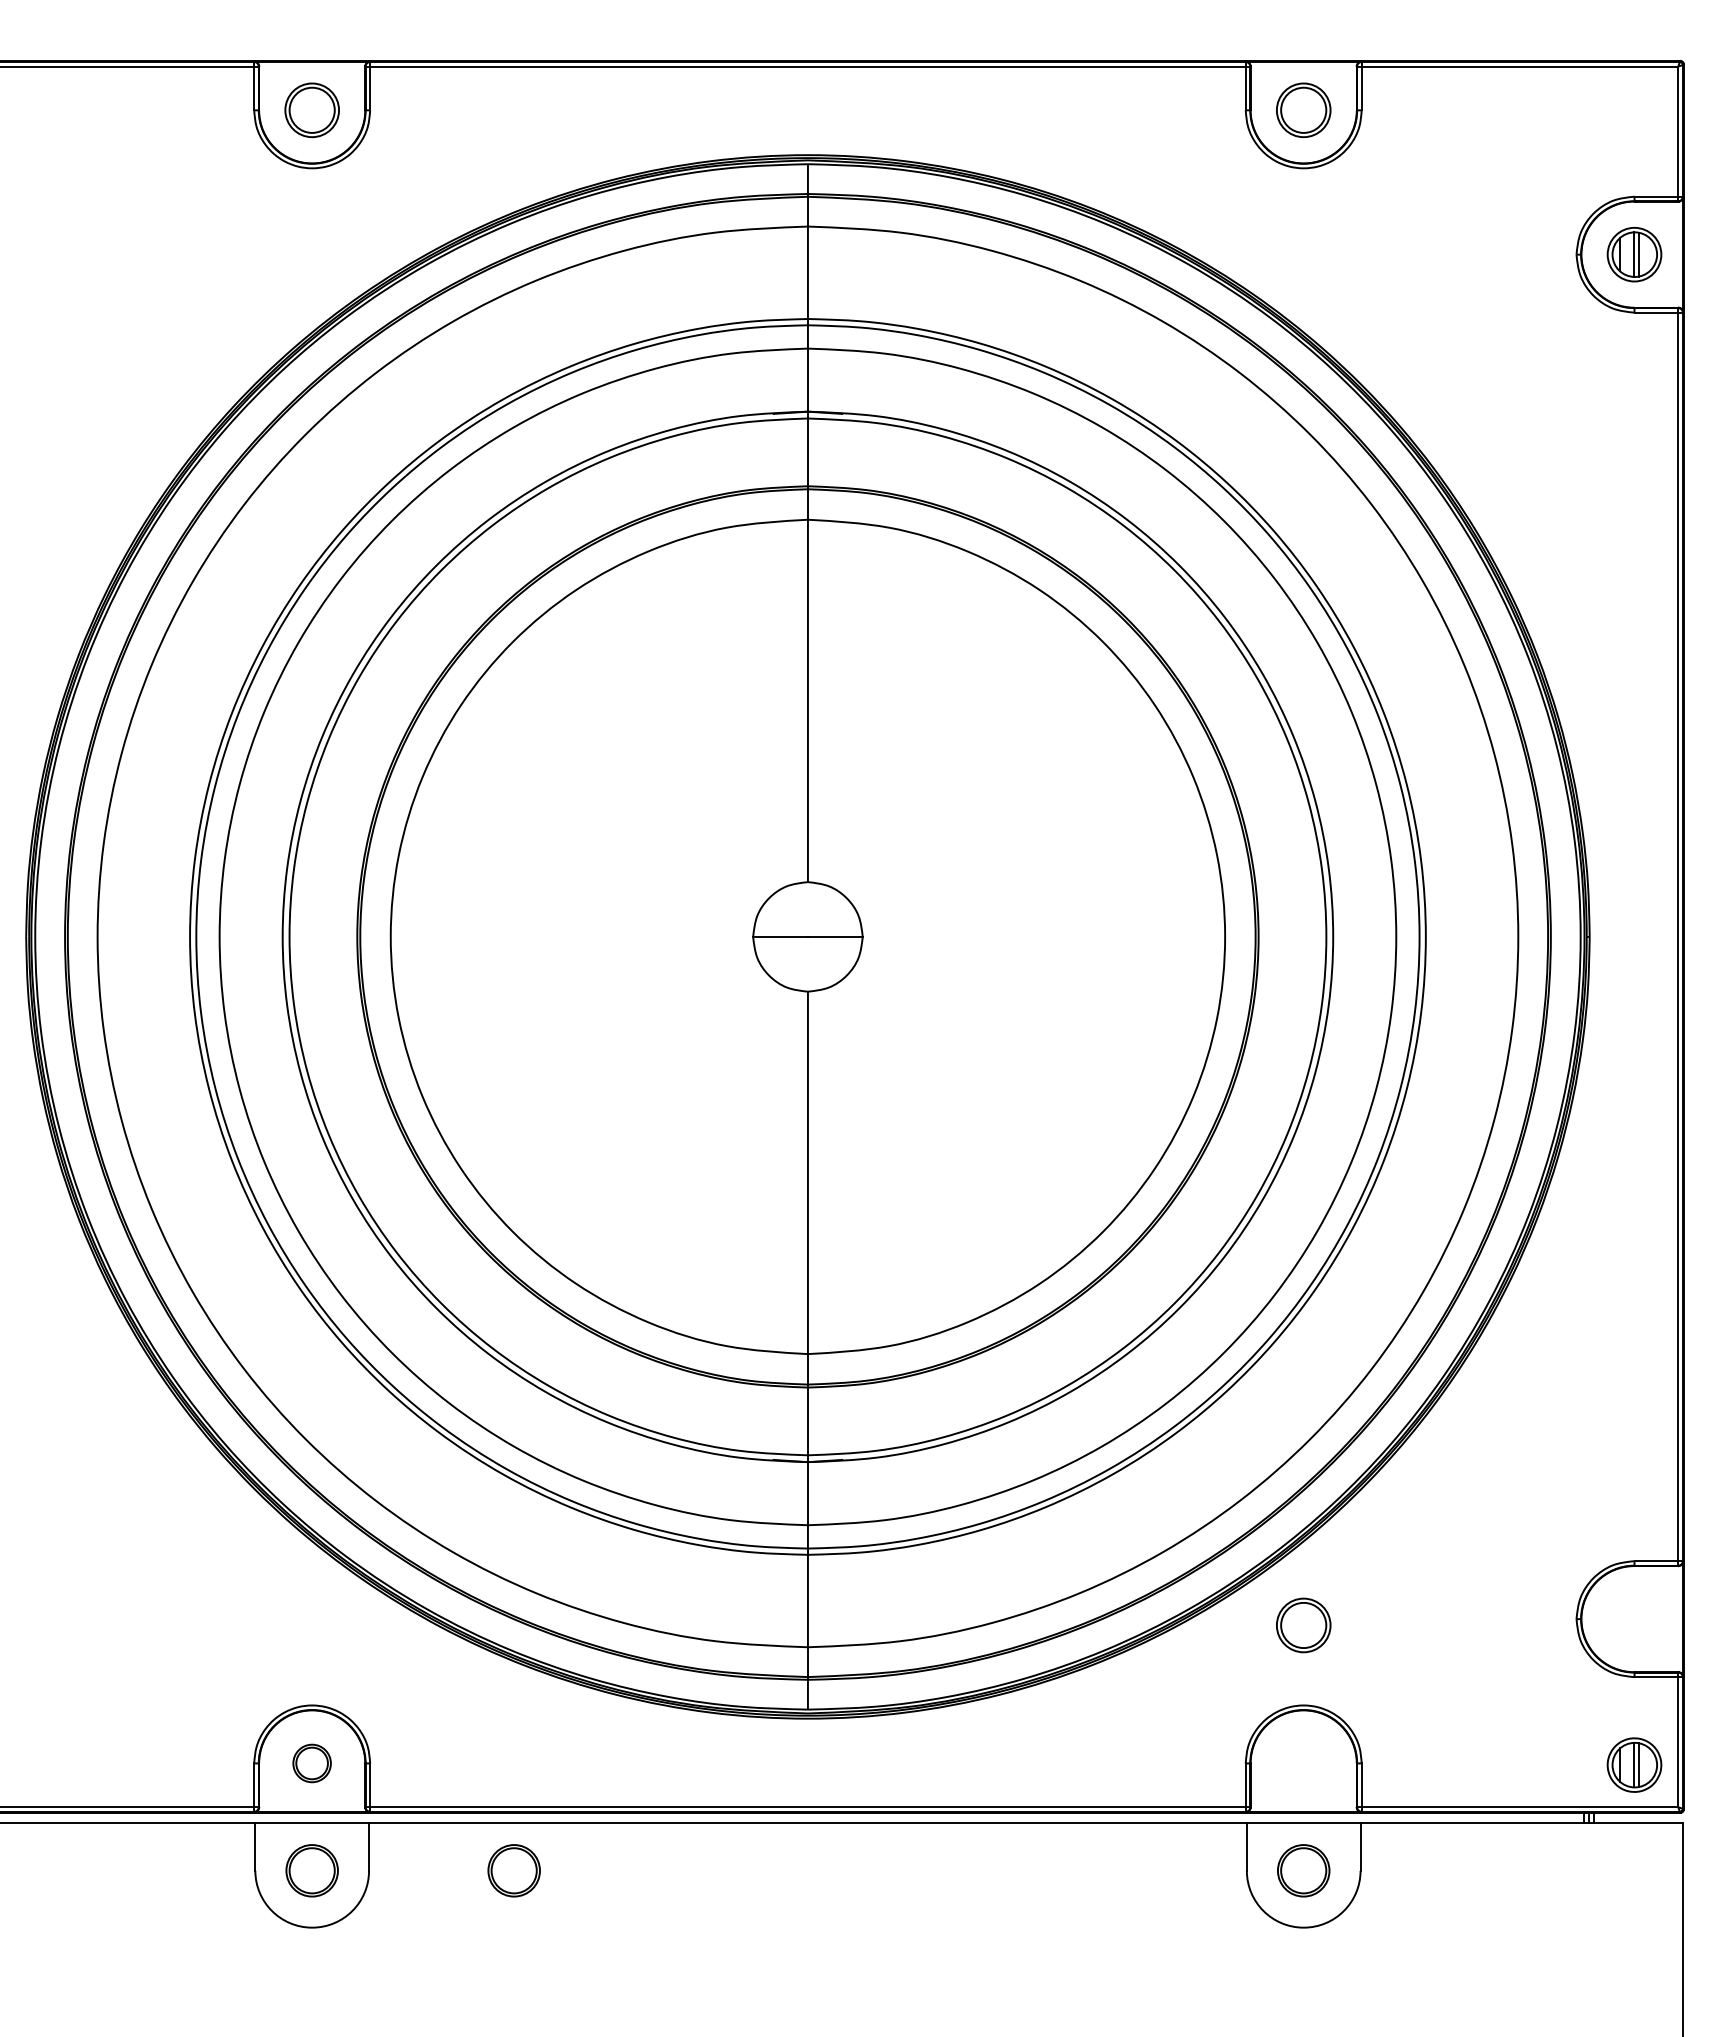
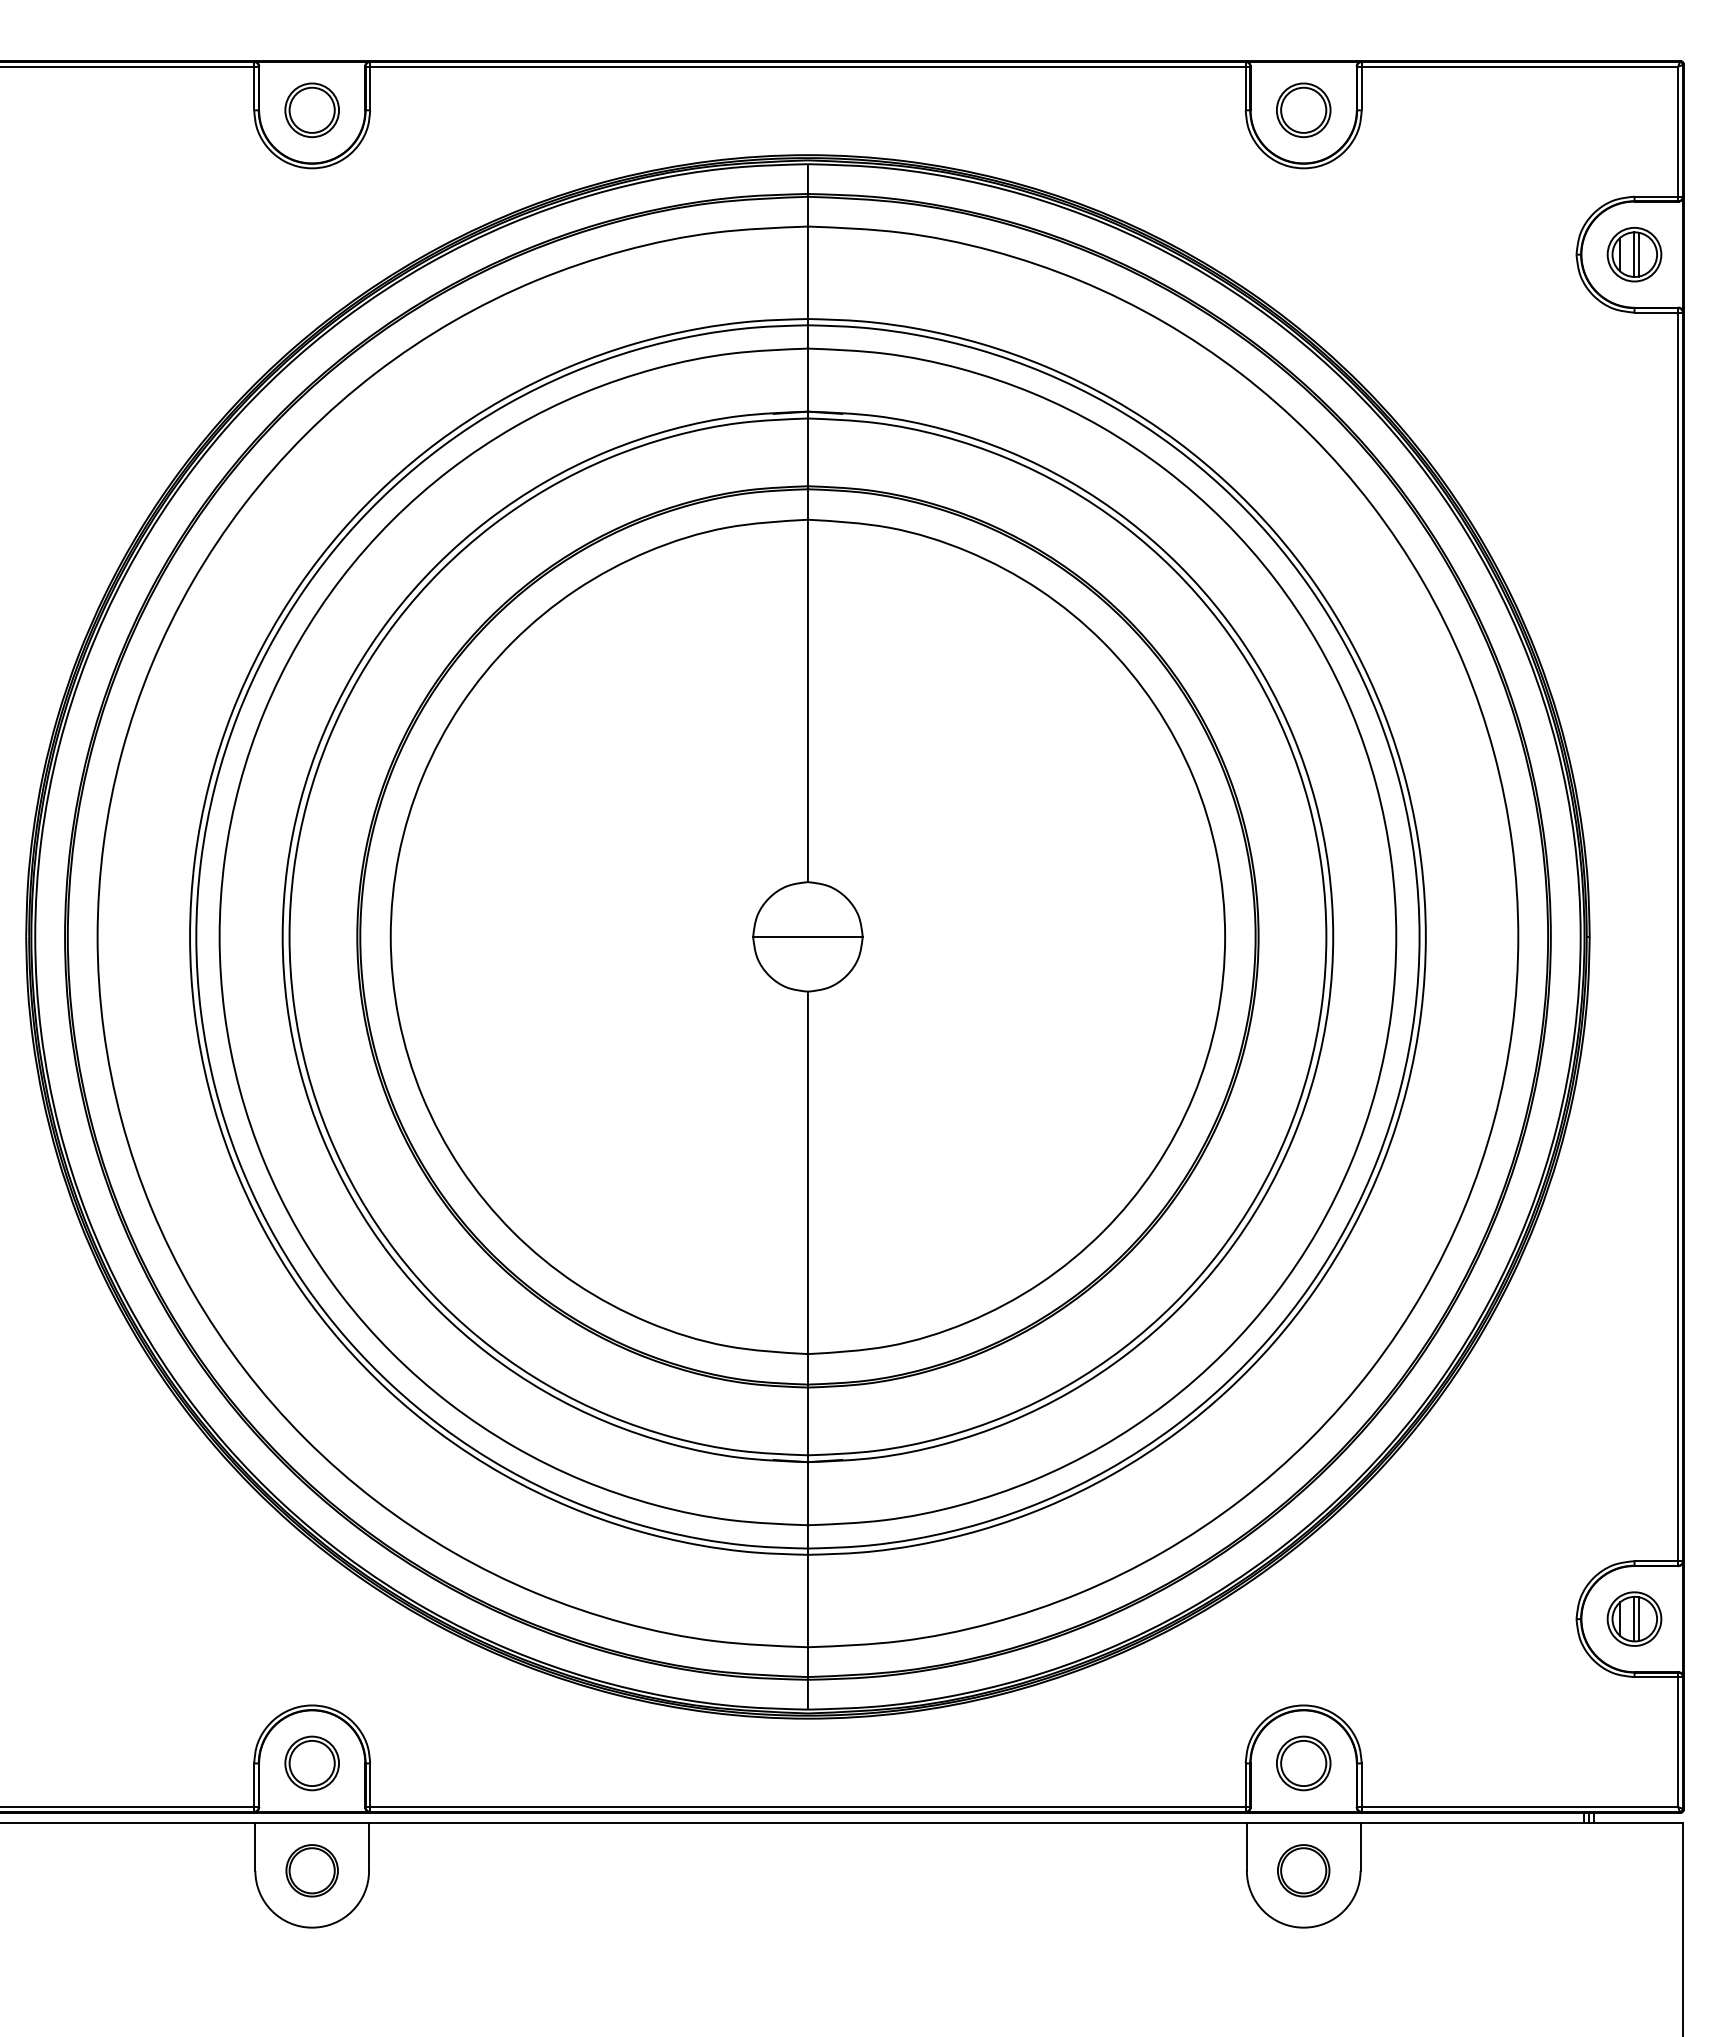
part position: (1303, 1625) -> (1303, 1763) (1303, 1763)
part size: 40x41 px -> 56x57 px (311, 1763)
part position: (1634, 1764) -> (1634, 1618) (1634, 1618)
part: present -> none (513, 1870)
